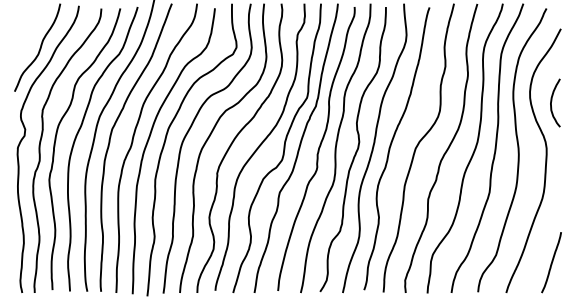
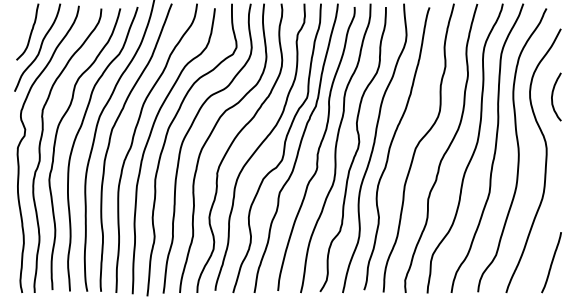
curve: none -> present (30, 31)
curve position: (552, 101) -> (553, 95) (553, 95)
